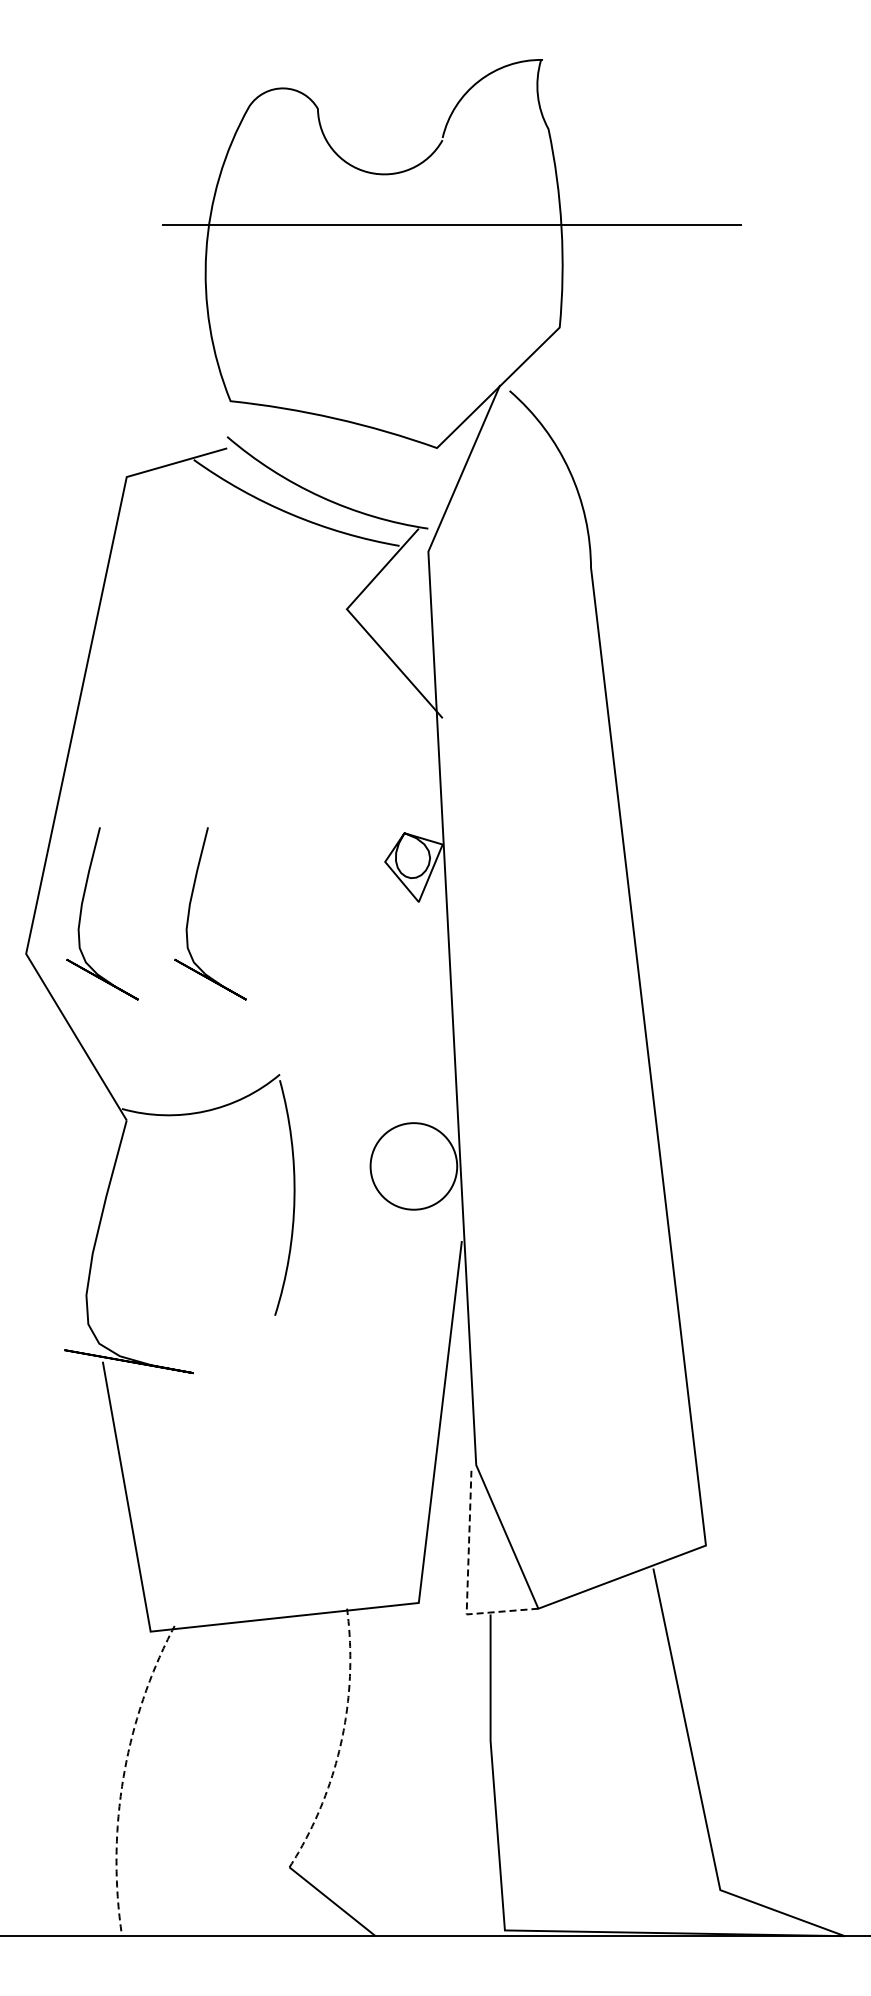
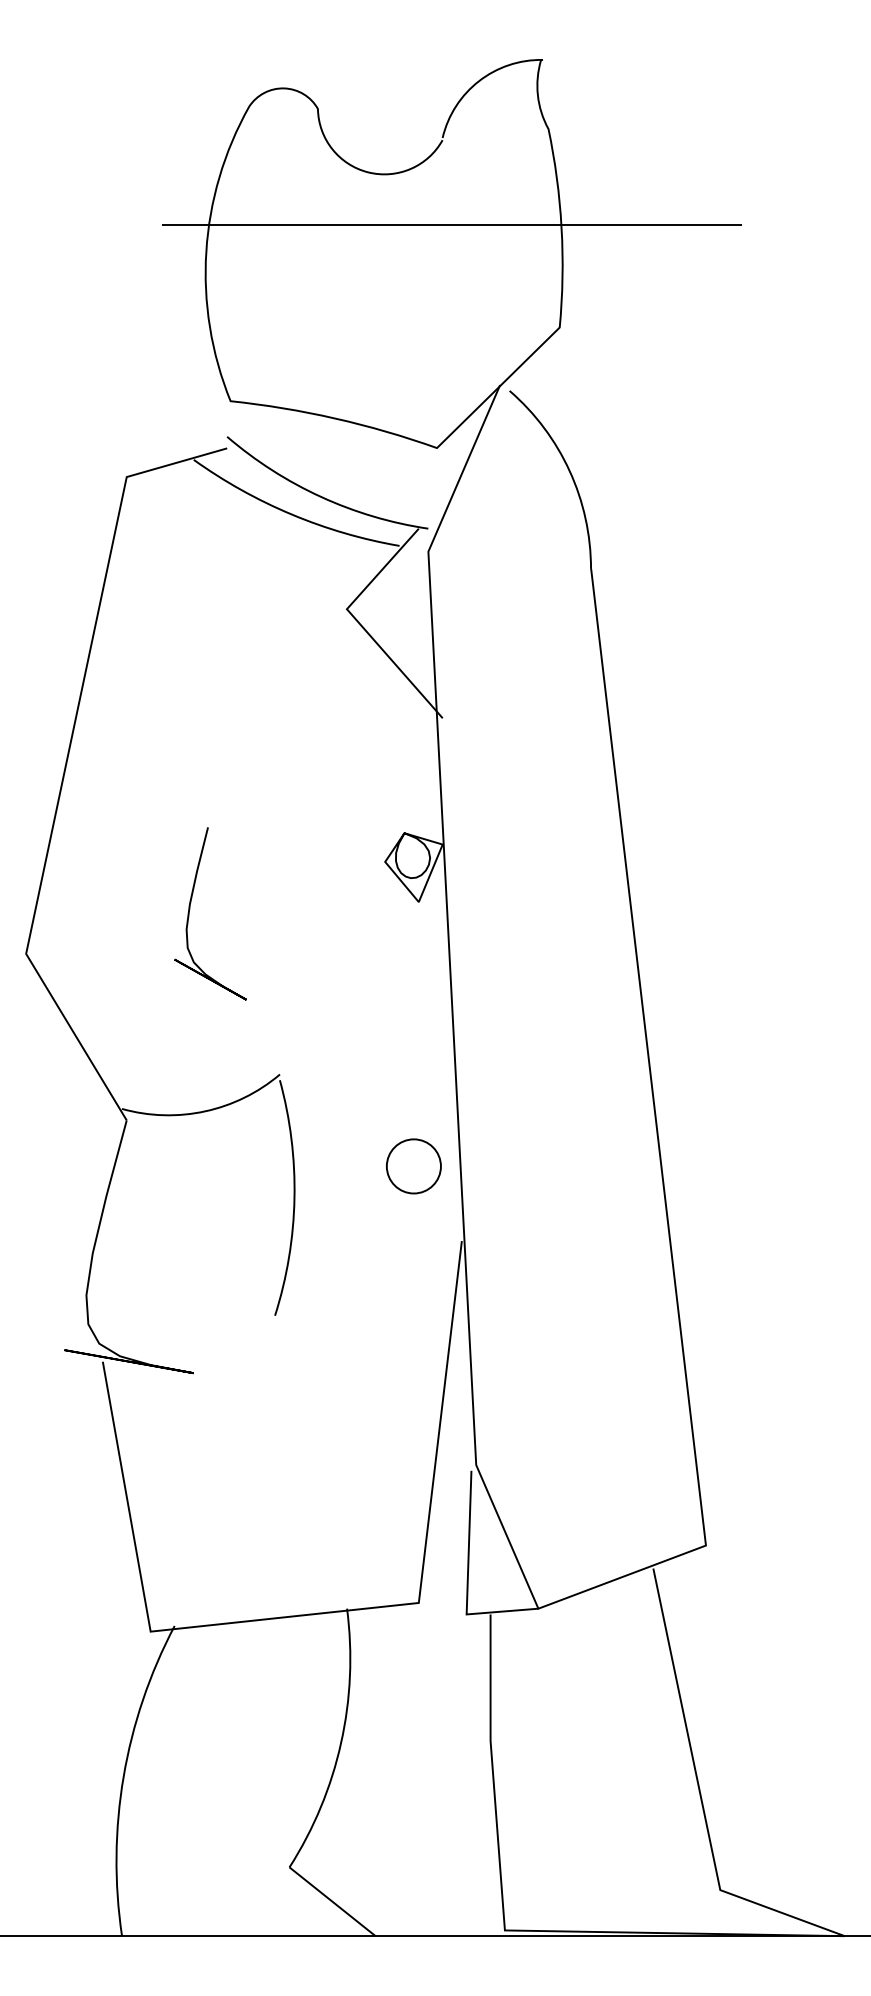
curve: present -> none (82, 909)
circle diameter: 87 px -> 54 px (413, 1166)
line: dashed -> solid (467, 1578)
arc: dashed -> solid (341, 1743)
arc: dashed -> solid (123, 1776)
